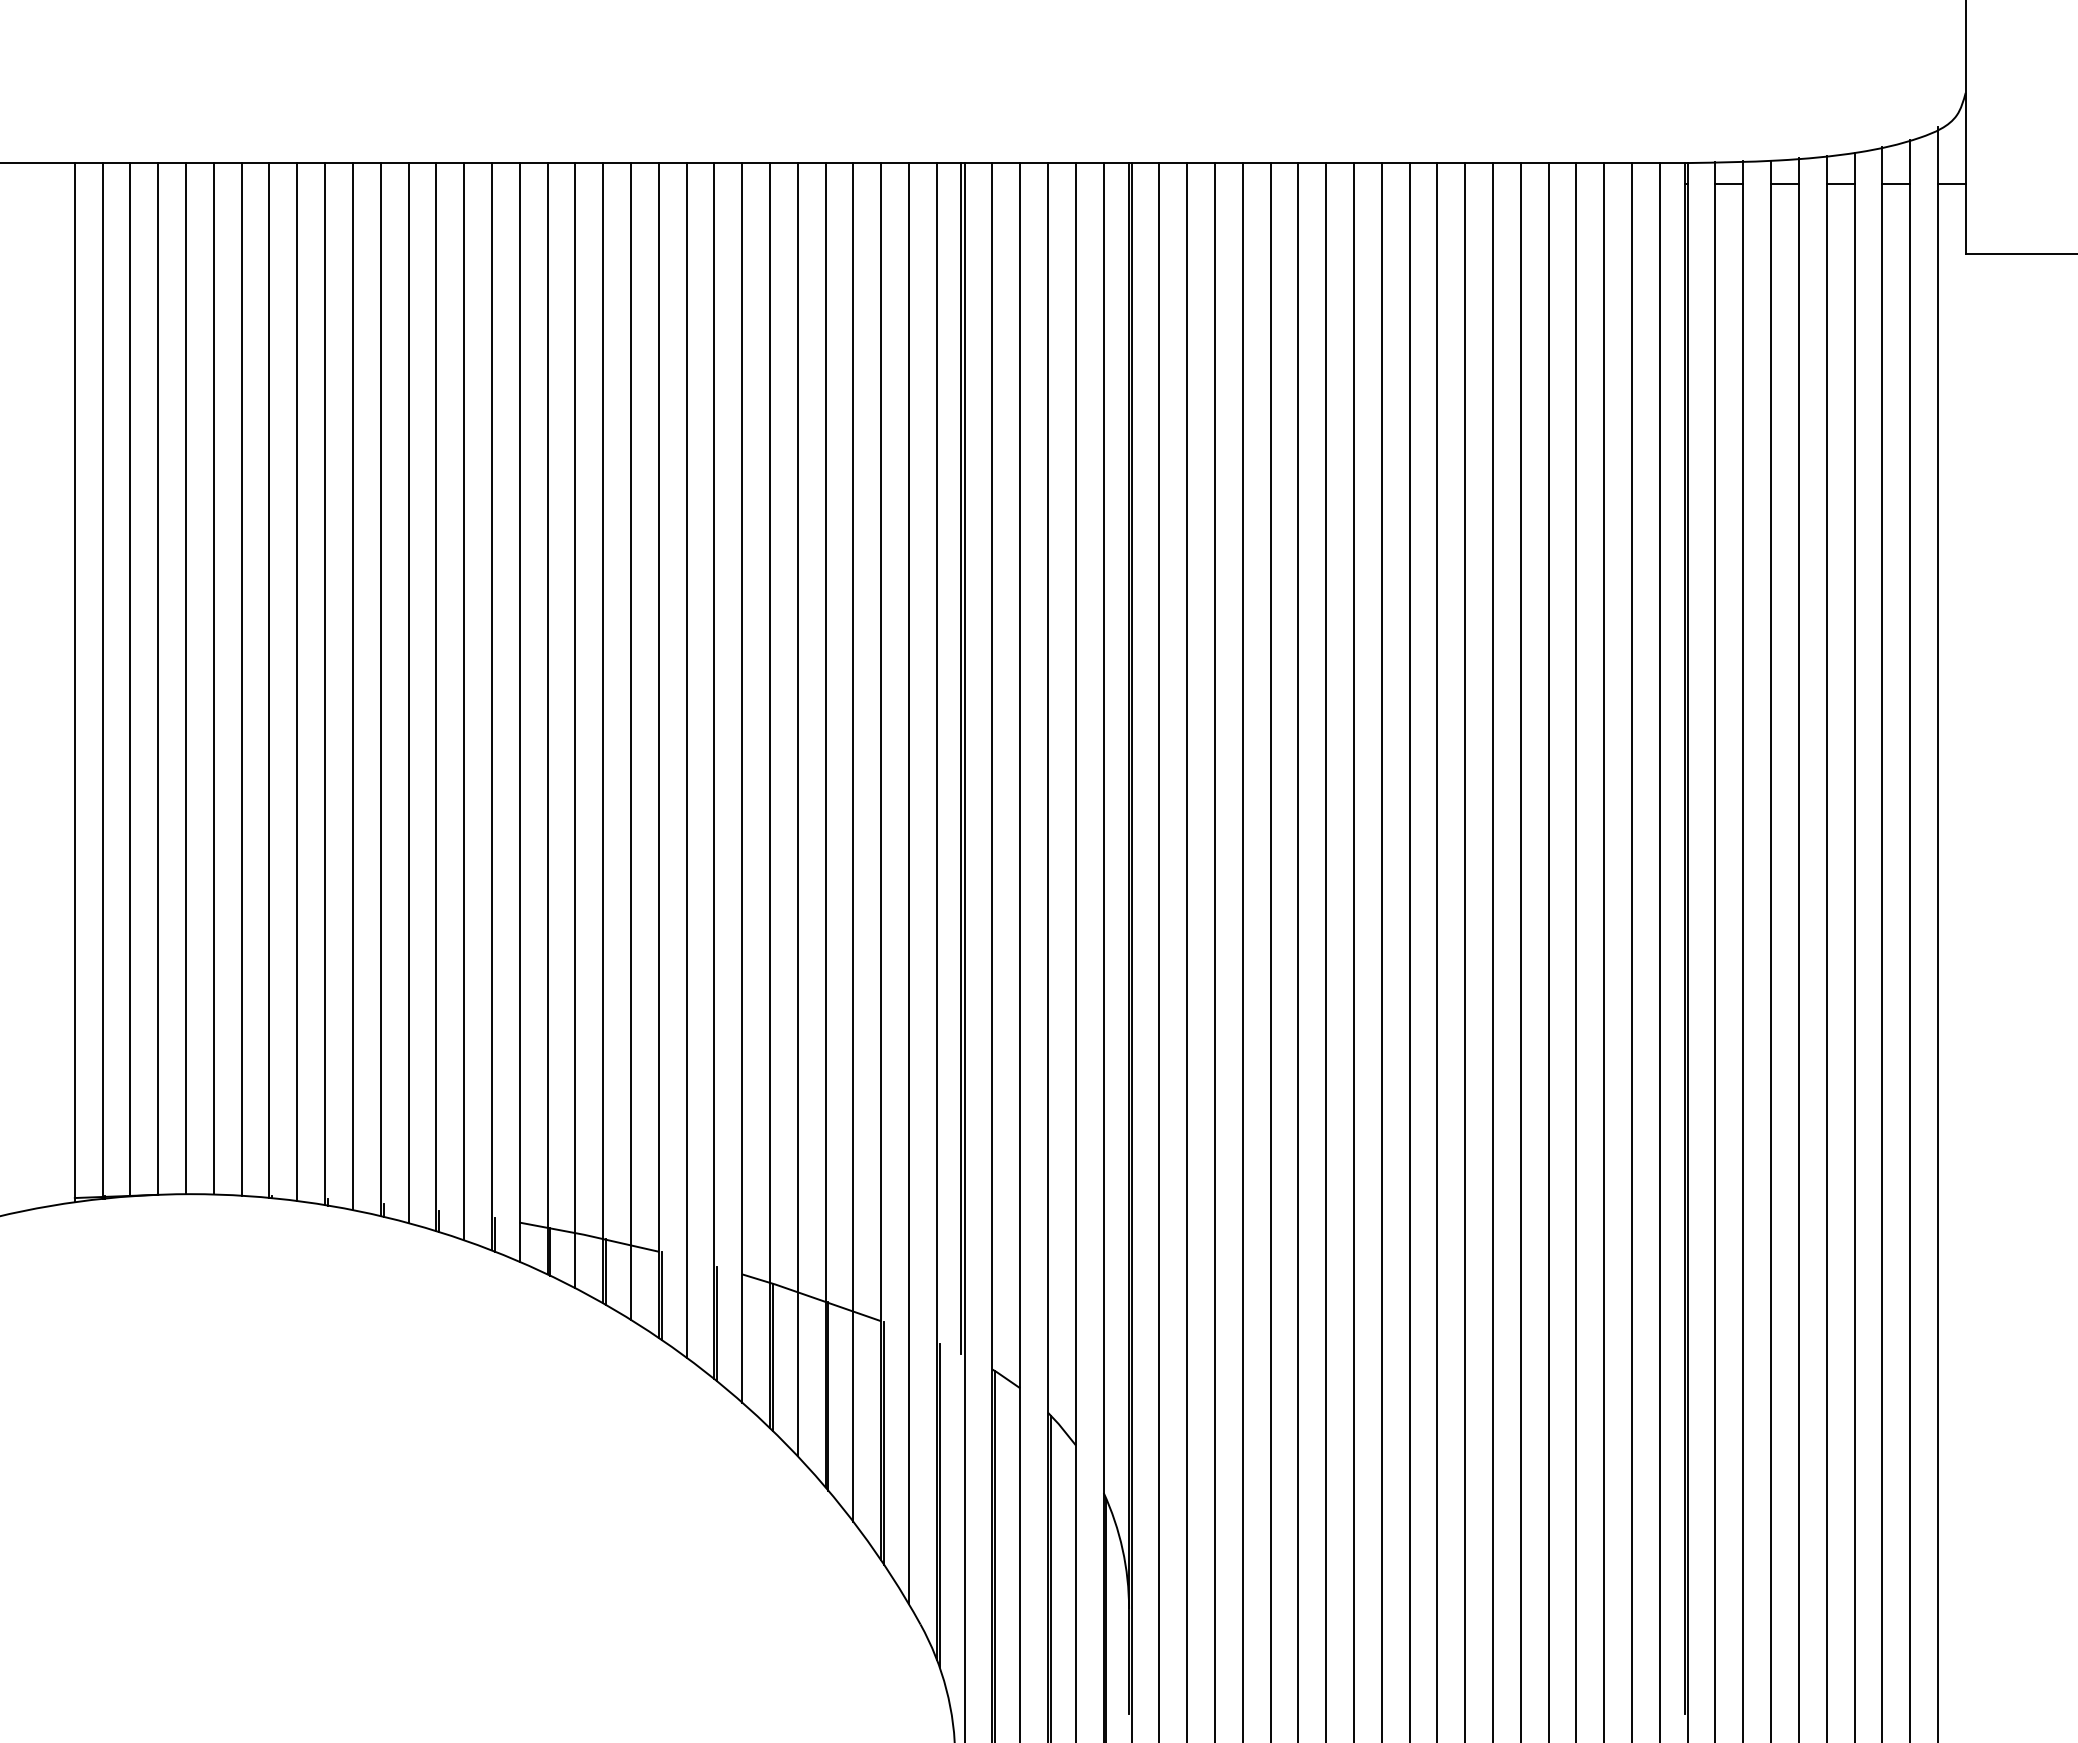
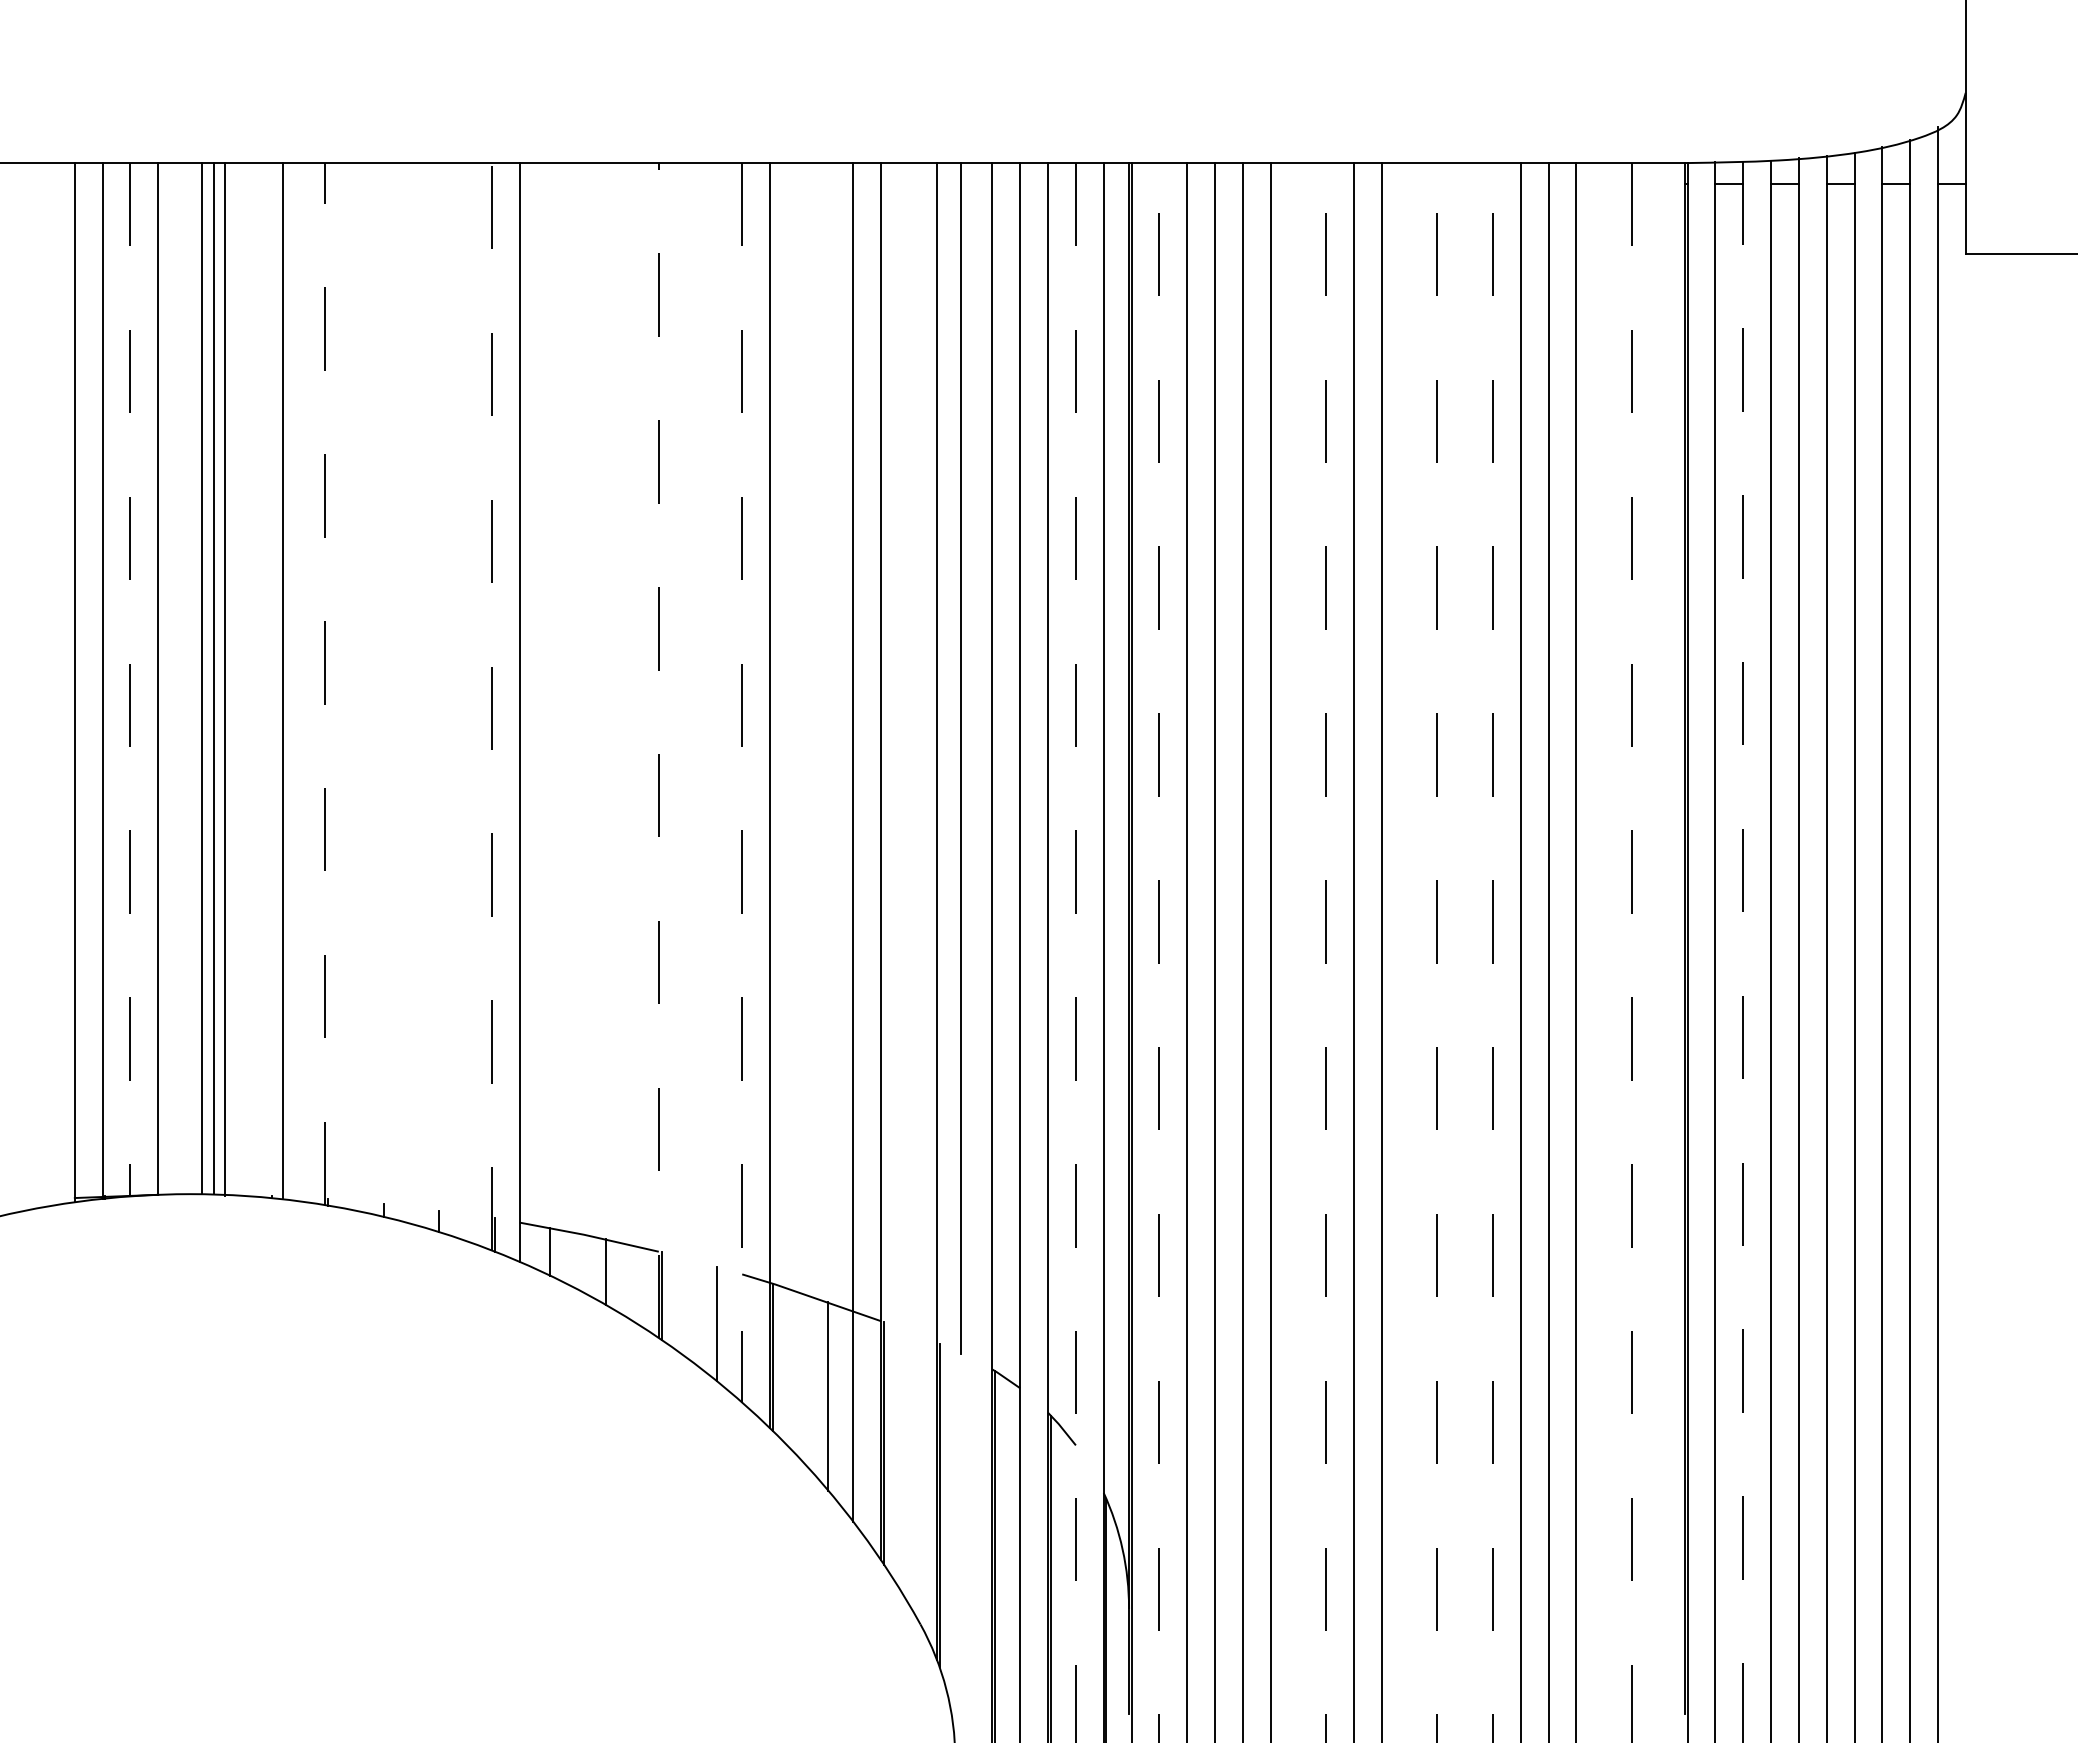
line position: (186, 678) -> (202, 678) (202, 678)
line: solid -> dashed (130, 679)
line position: (241, 679) -> (224, 679) (224, 679)
line position: (269, 680) -> (283, 680) (283, 680)
line: present -> none (297, 681)
line: solid -> dashed (325, 683)
line: present -> none (352, 686)
line: present -> none (380, 689)
line: present -> none (408, 693)
line: present -> none (436, 697)
line: present -> none (464, 701)
line: solid -> dashed (491, 706)
line: present -> none (547, 718)
line: present -> none (575, 725)
line: present -> none (603, 733)
line: present -> none (630, 741)
line: solid -> dashed (658, 749)
line: present -> none (686, 760)
line: present -> none (714, 771)
line: solid -> dashed (742, 782)
line: present -> none (797, 809)
line: present -> none (825, 825)
line: present -> none (909, 883)
line: present -> none (964, 951)
line: present -> none (1298, 951)
line: present -> none (1409, 951)
line: present -> none (1465, 951)
line: present -> none (1604, 951)
line: present -> none (1659, 951)
line: solid -> dashed (1075, 952)
line: solid -> dashed (1159, 952)
line: solid -> dashed (1326, 952)
line: solid -> dashed (1437, 952)
line: solid -> dashed (1493, 952)
line: solid -> dashed (1632, 952)
line: solid -> dashed (1743, 952)
